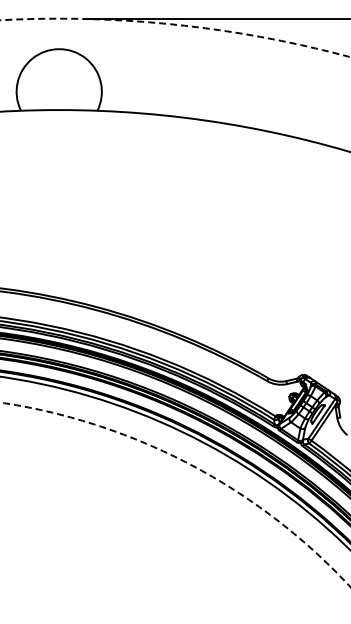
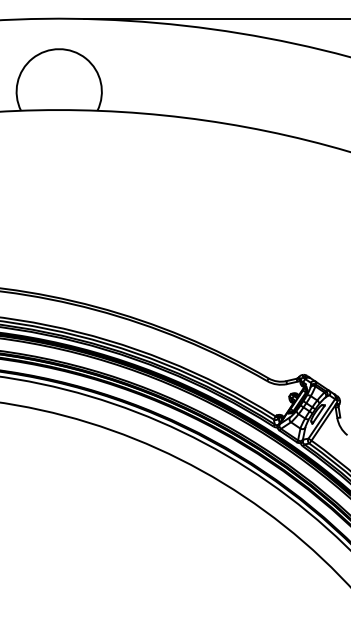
arc: dashed -> solid (177, 25)
arc: dashed -> solid (192, 465)
